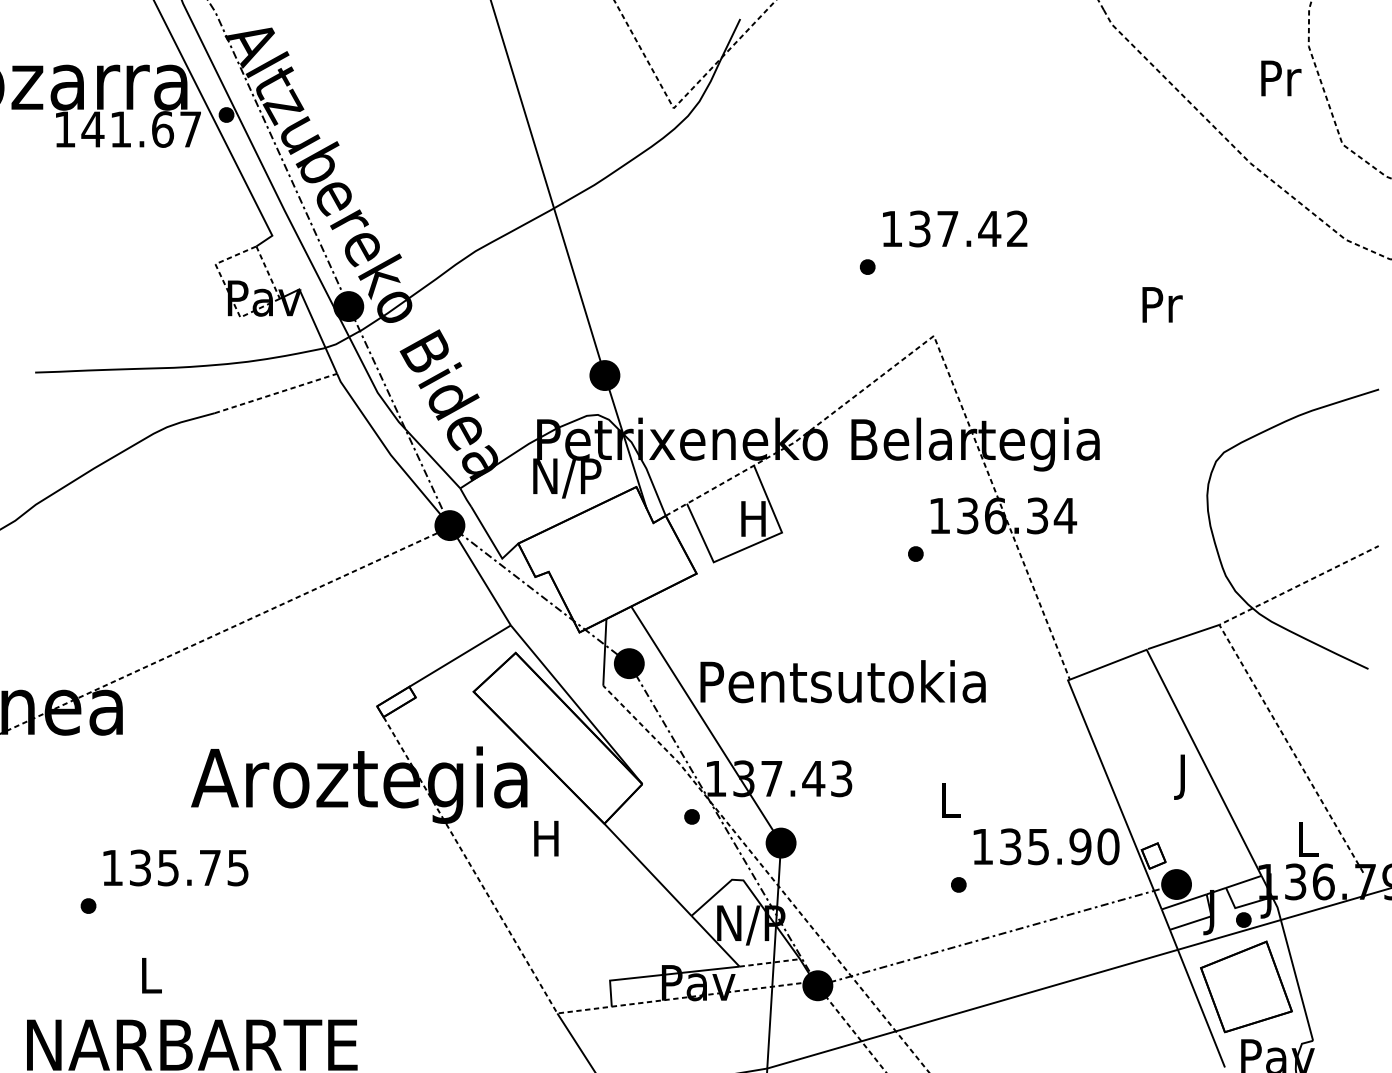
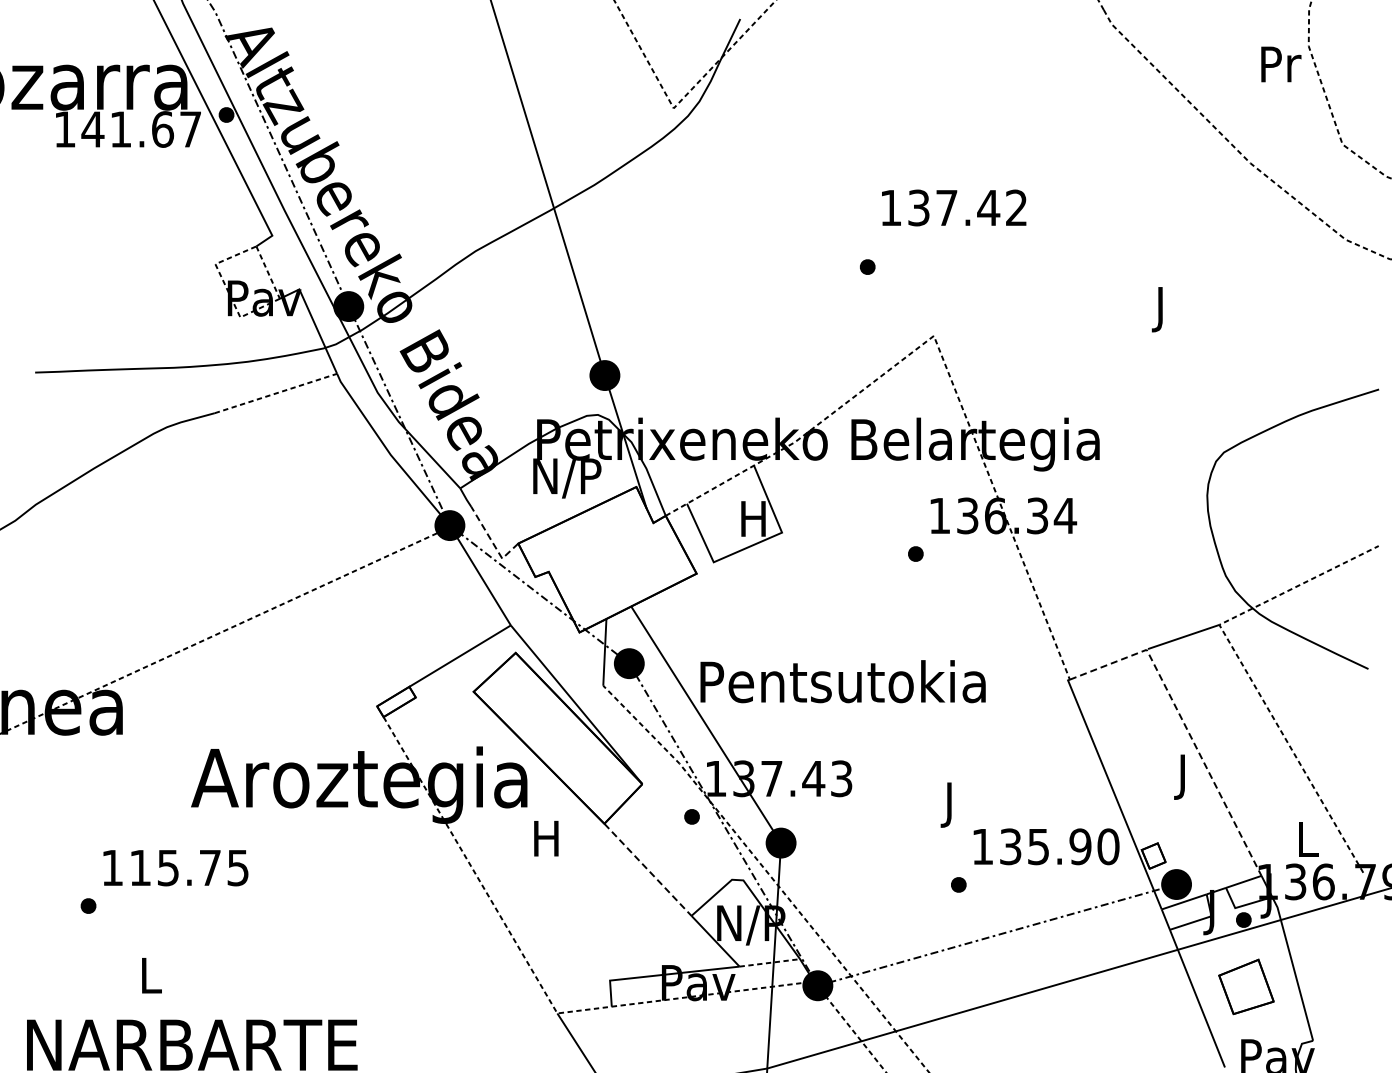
text position: (1281, 78) -> (1281, 64) (1281, 64)
text position: (955, 228) -> (954, 207) (954, 207)
text: Pr -> J (1162, 309)
line: solid -> dashed (492, 542)
line: solid -> dashed (1185, 725)
text: L -> J (950, 804)
text: 135.75 -> 115.75 (140, 867)
line: solid -> dashed (648, 870)
part size: 93x94 px -> 57x58 px (1246, 986)
